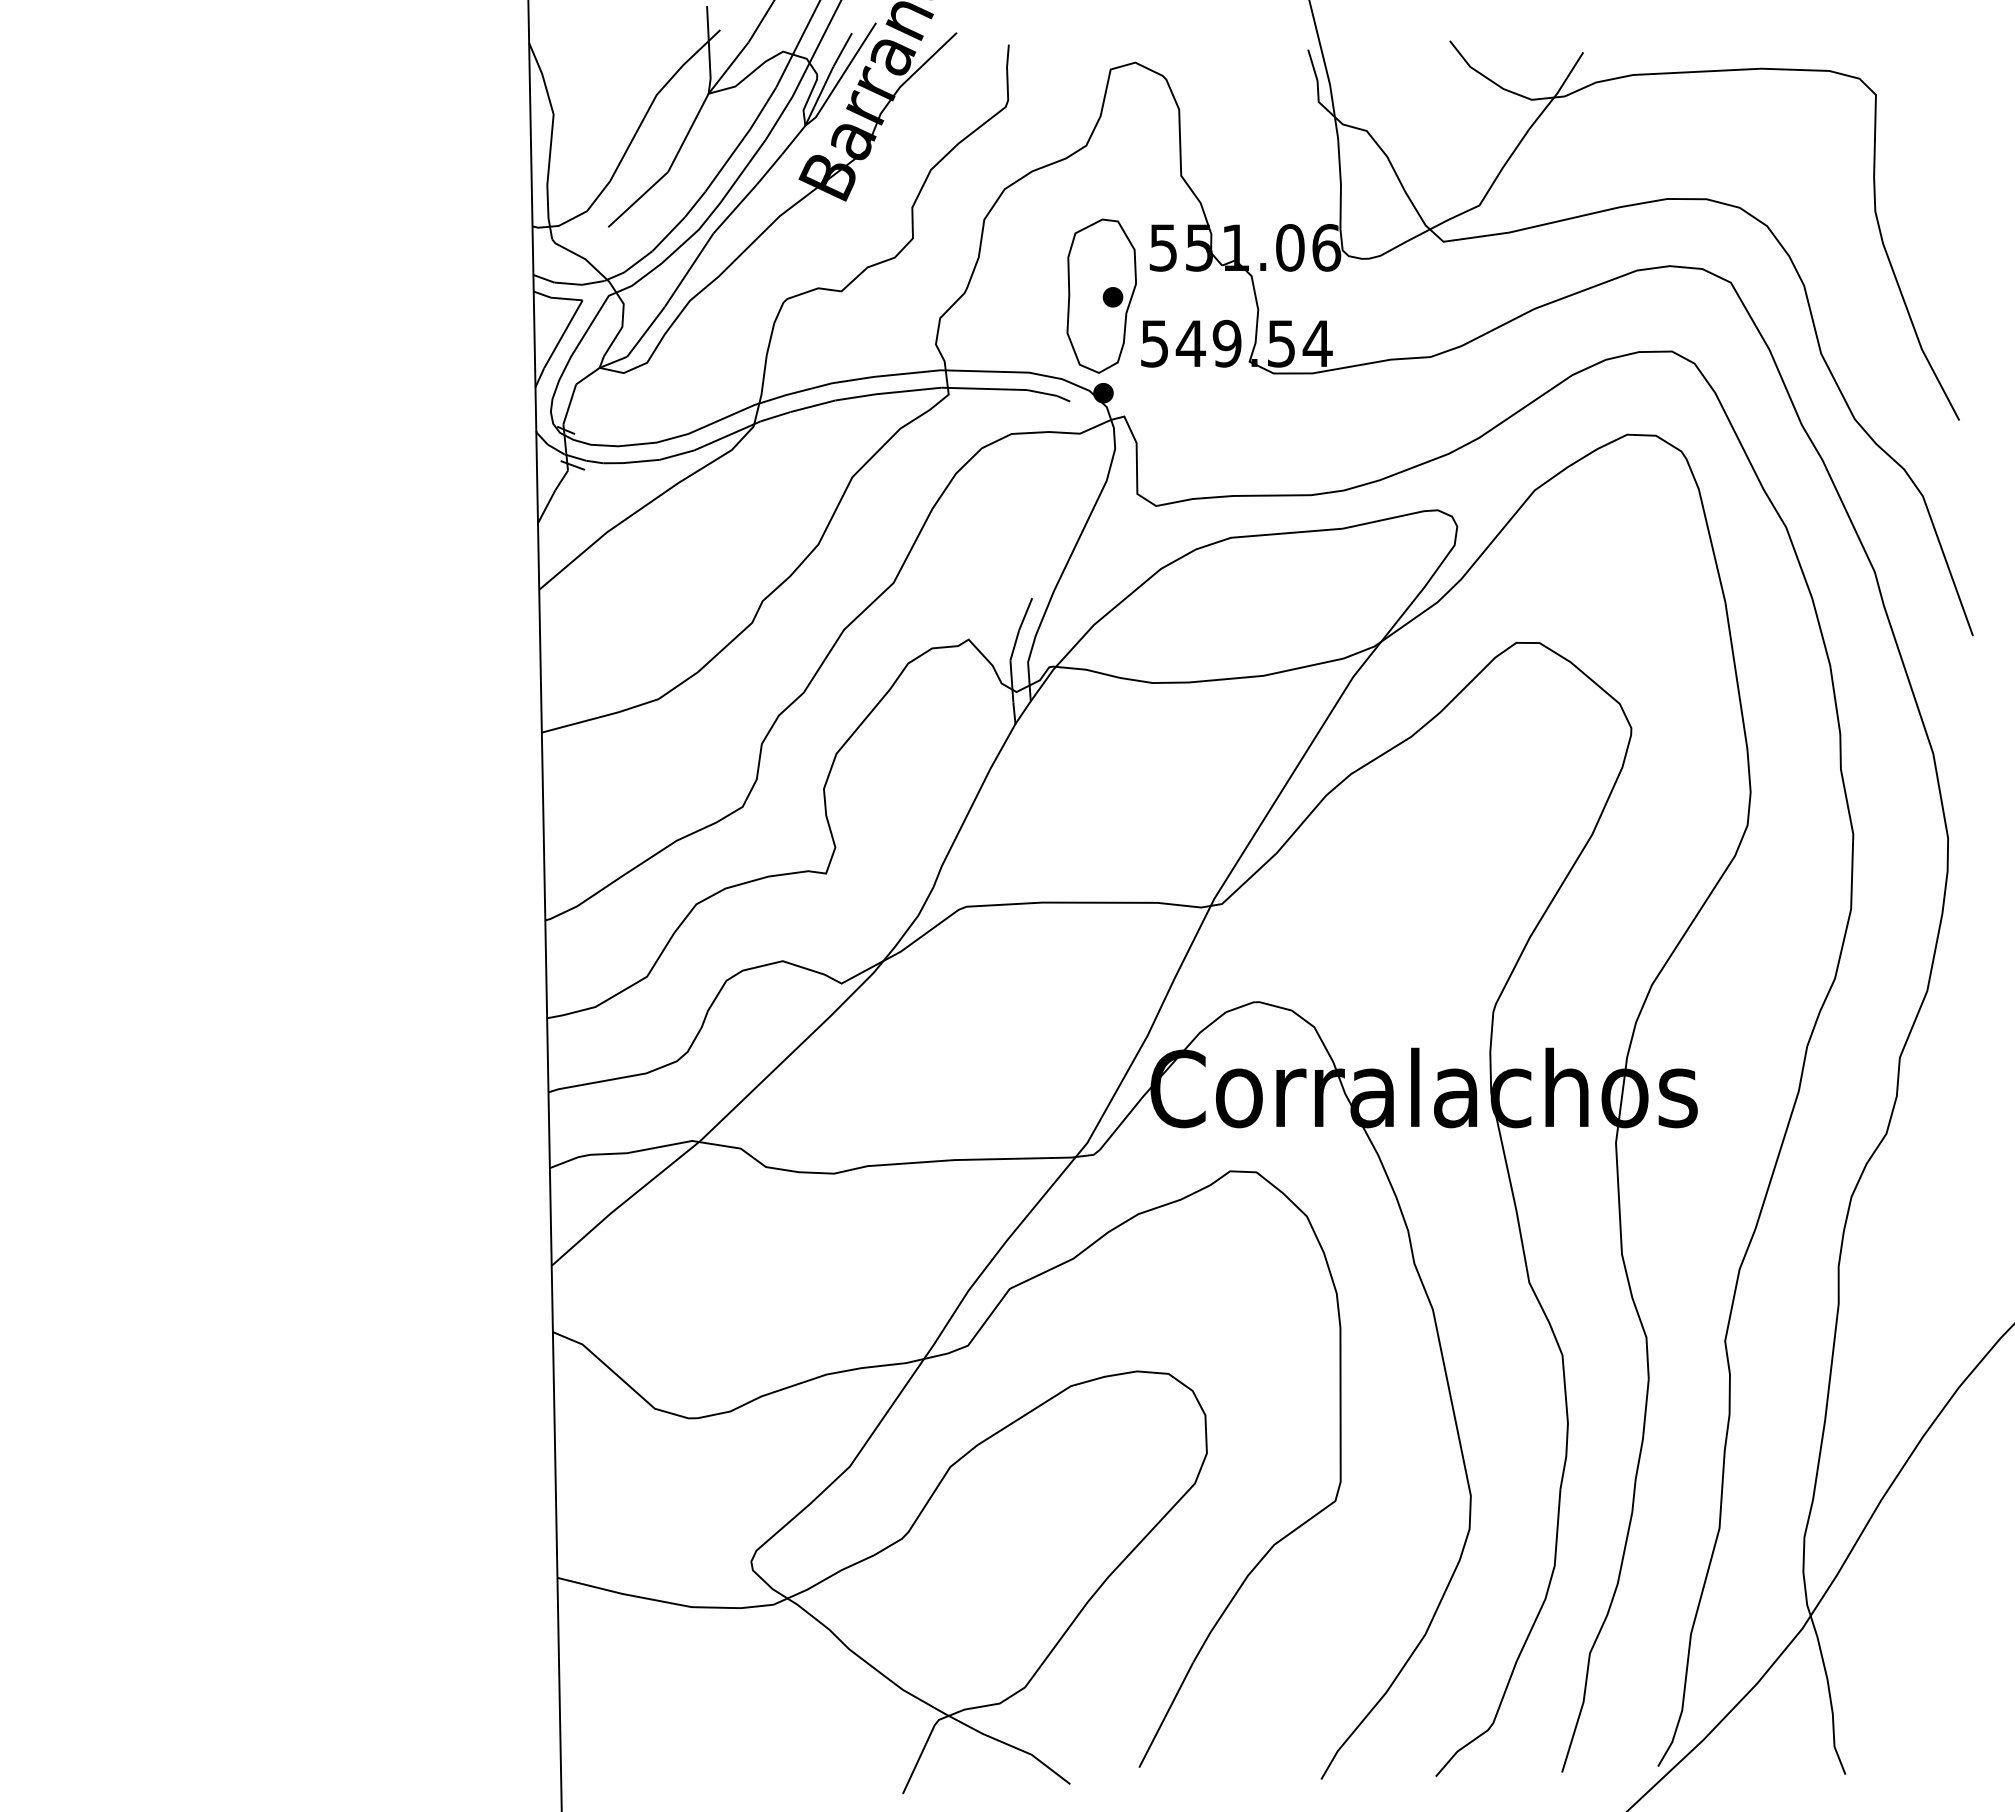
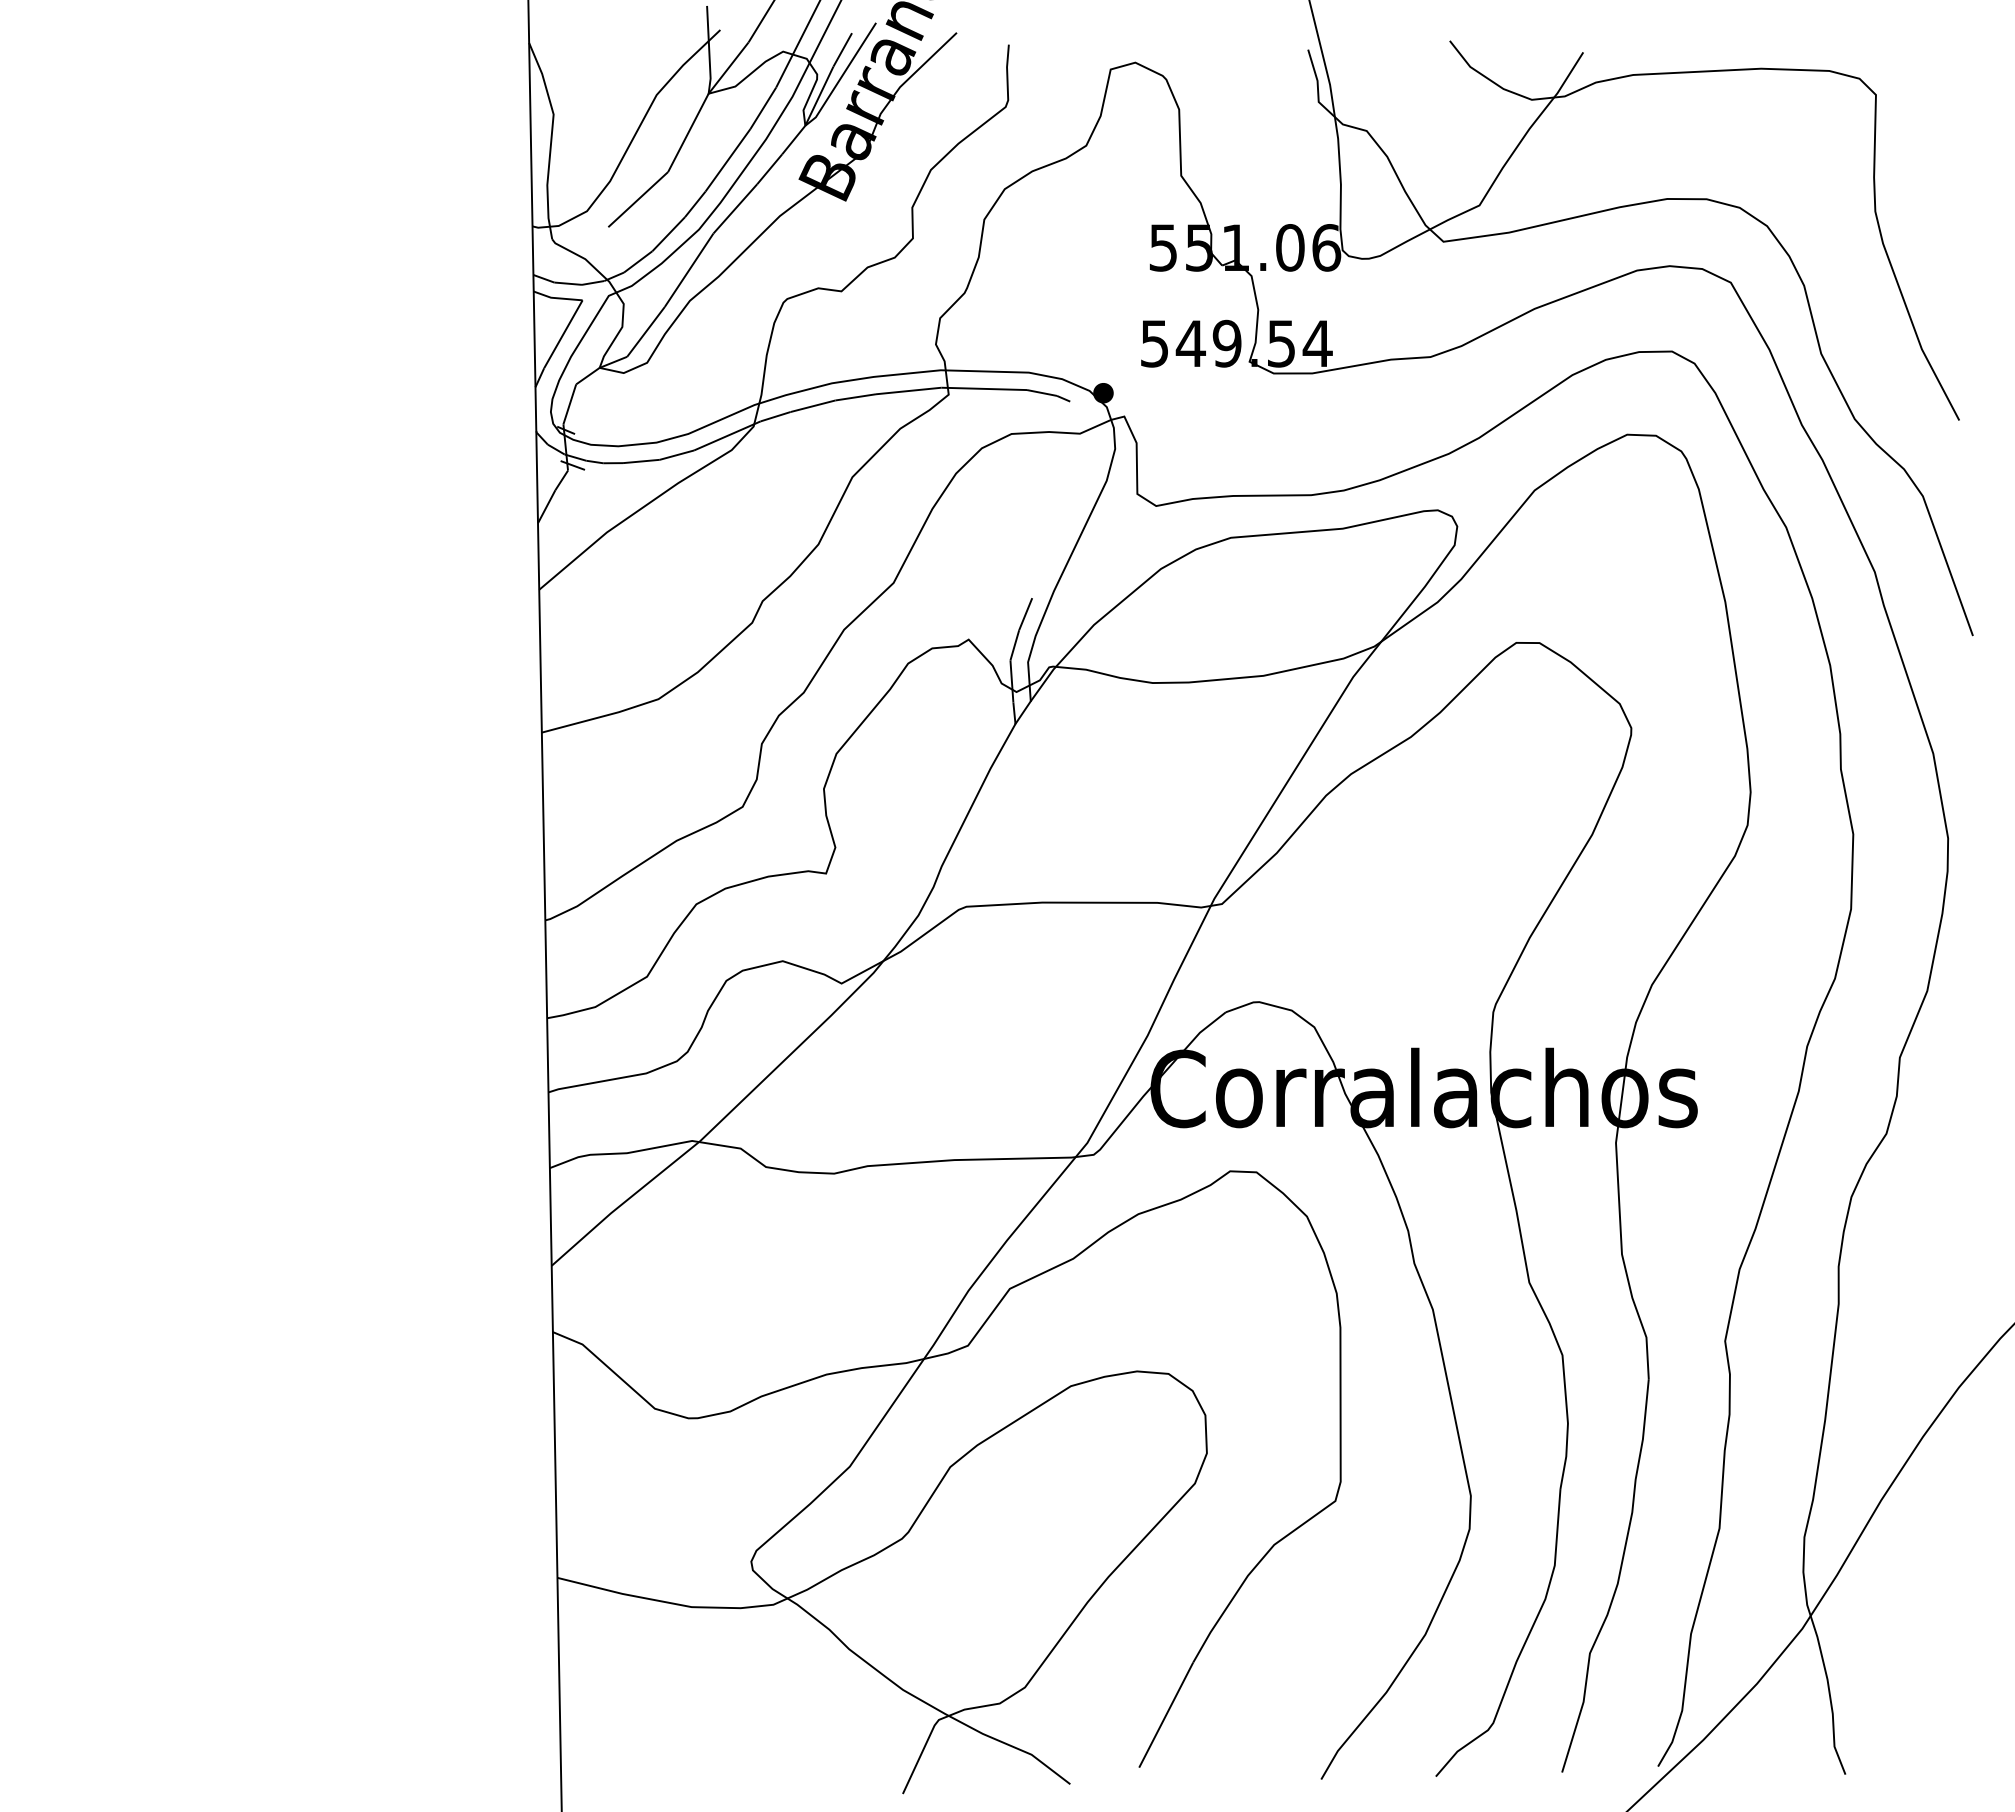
part: present -> none (1101, 295)
